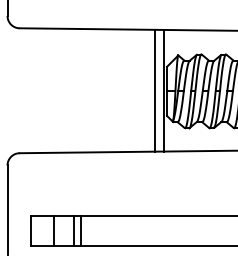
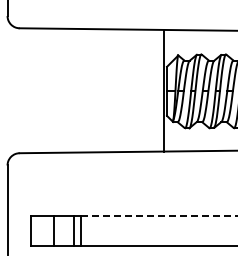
line: present -> none (154, 90)
line: solid -> dashed (159, 216)
